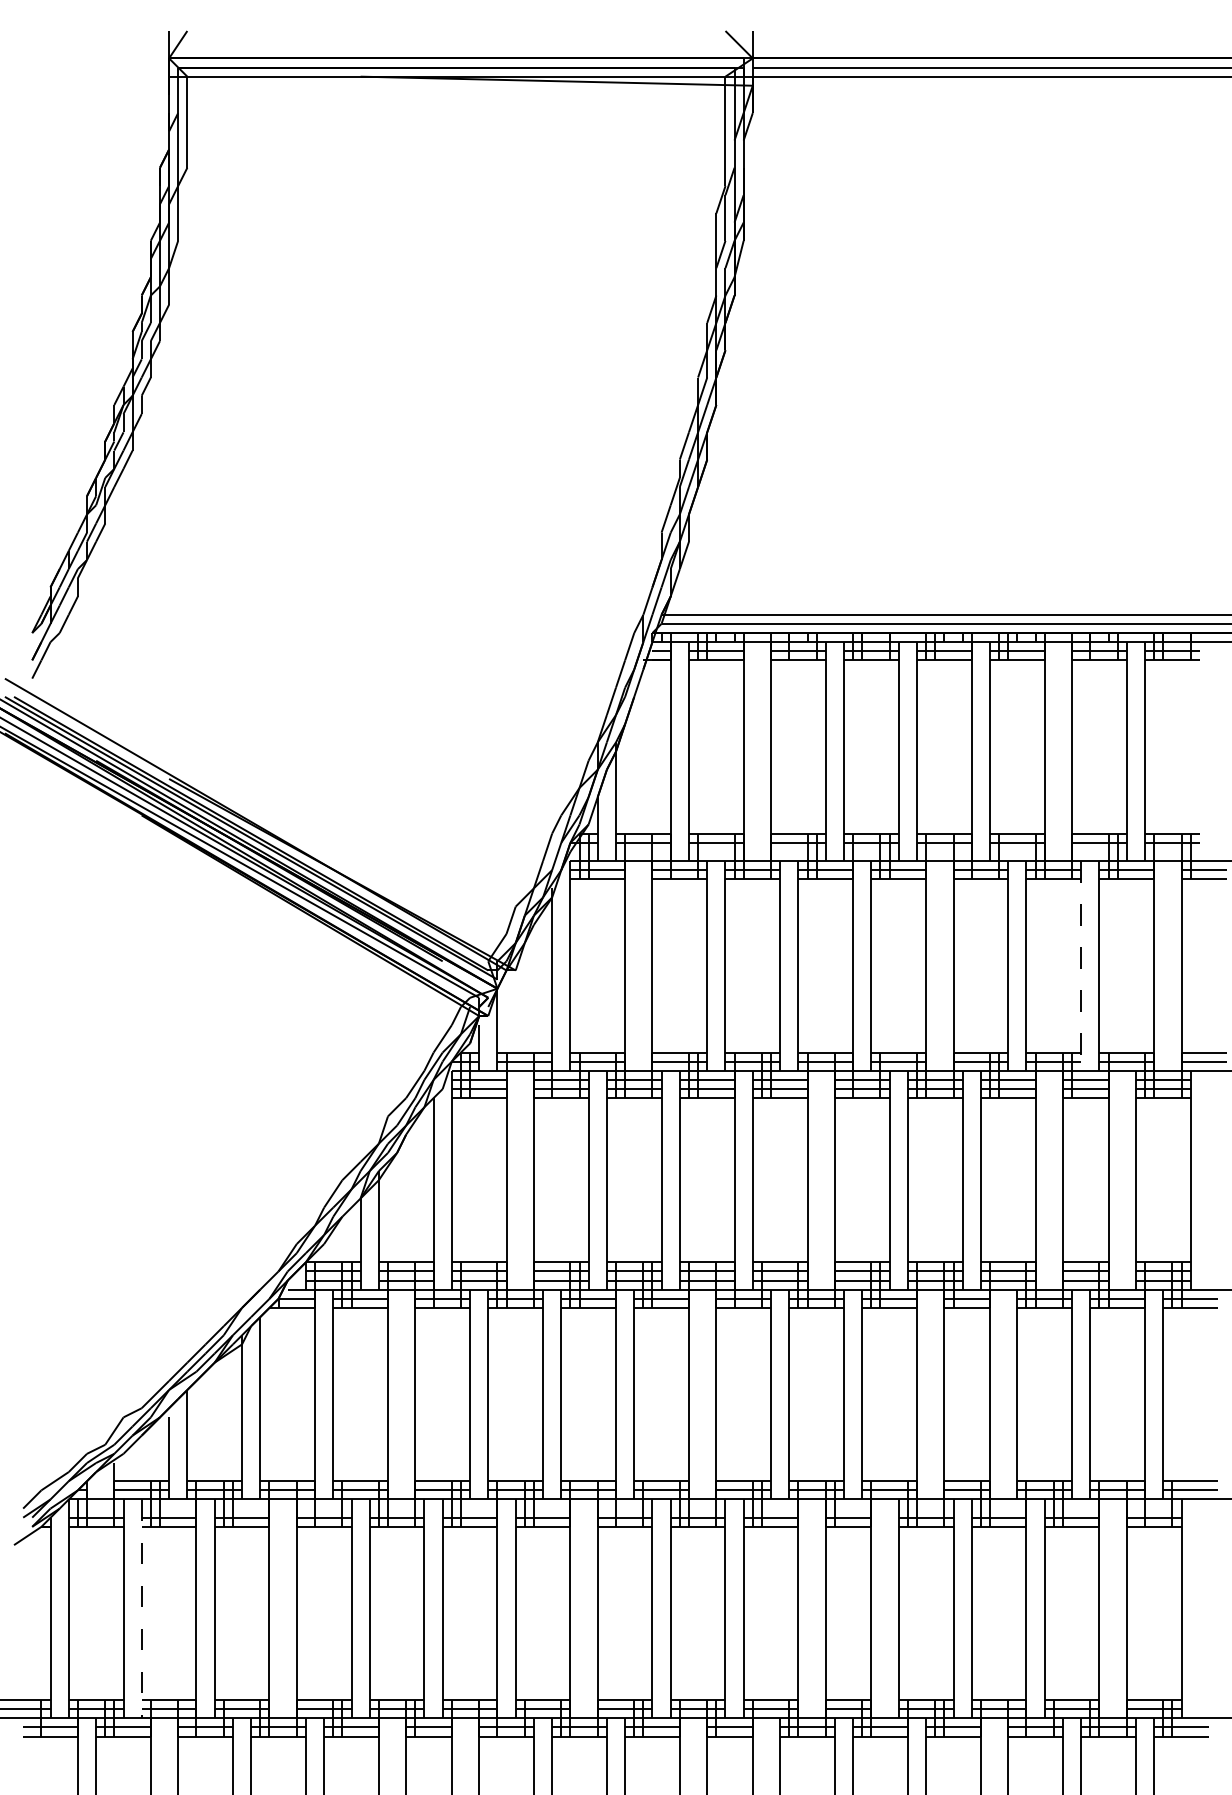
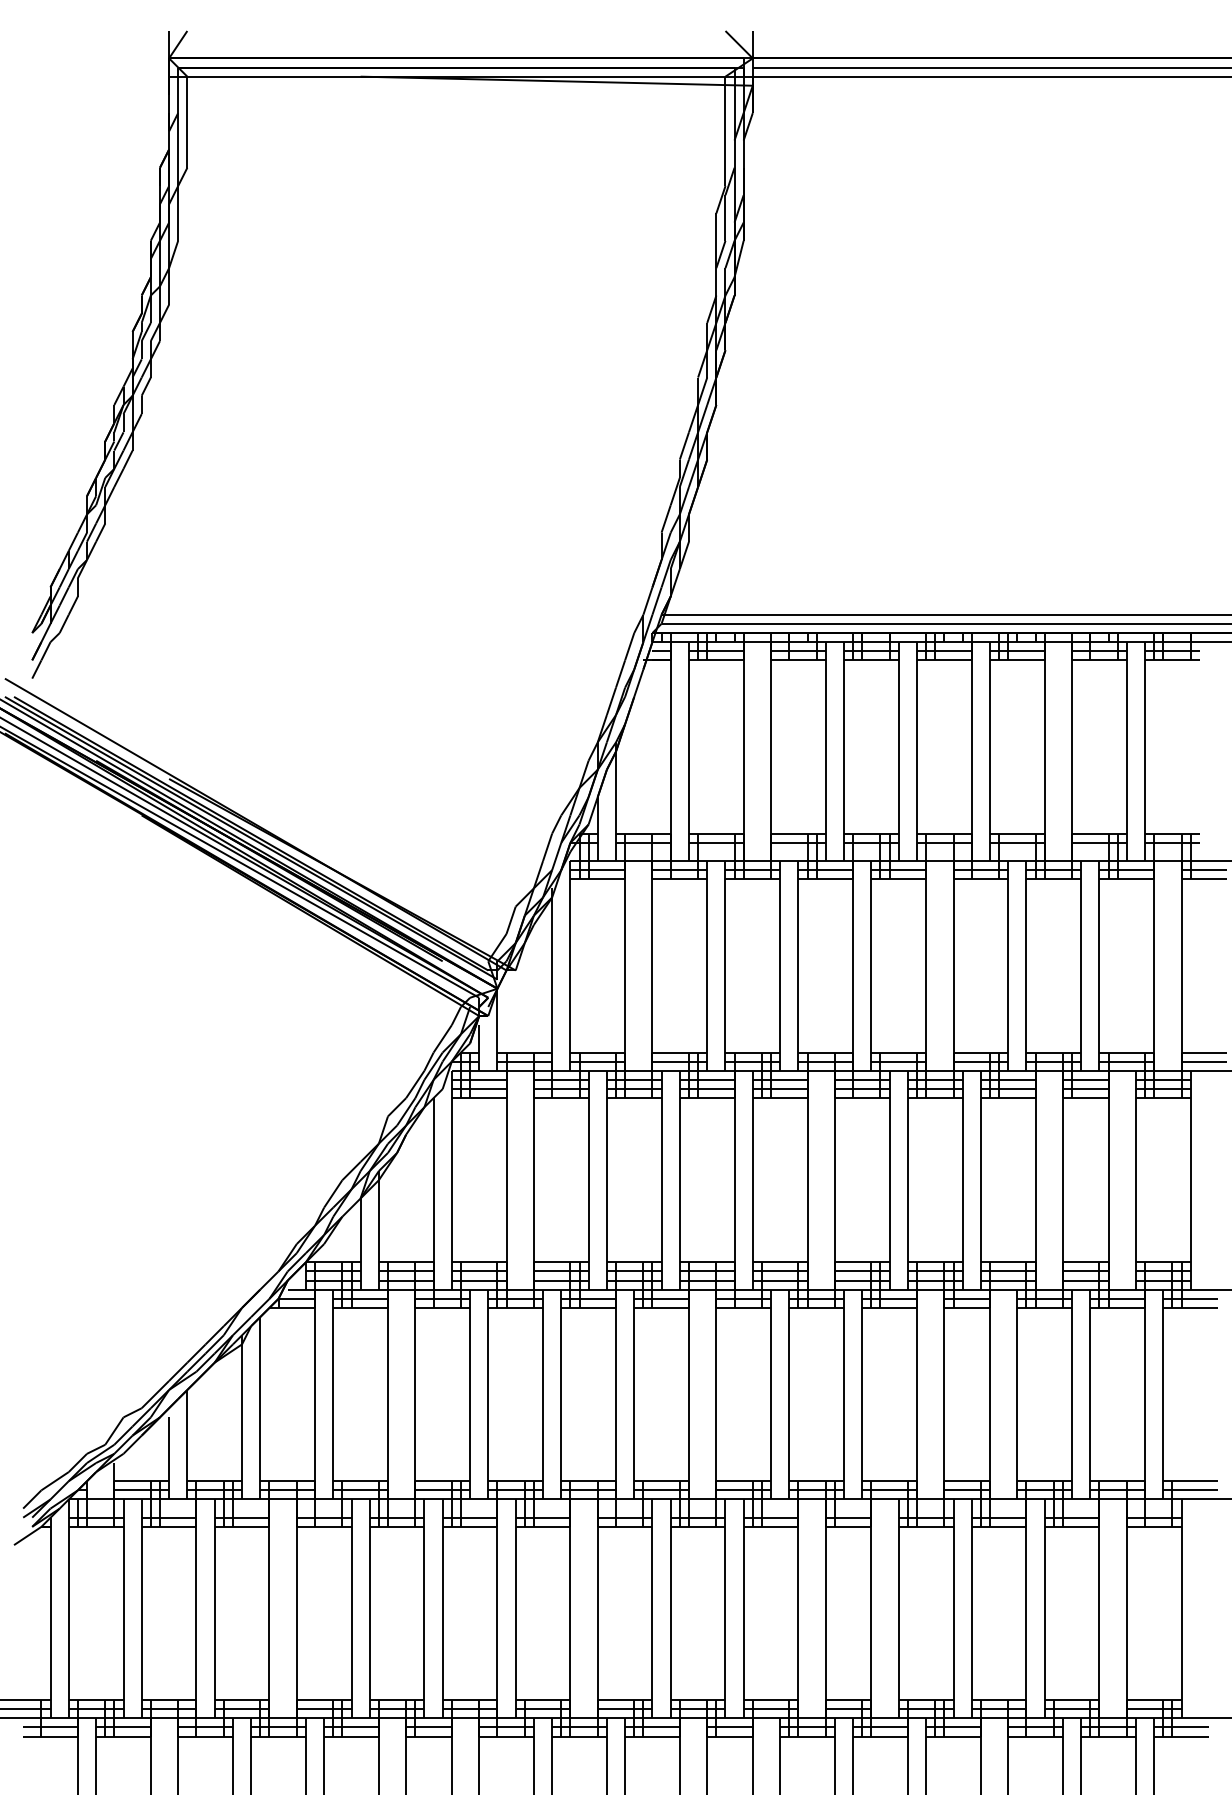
line: dashed -> solid (1081, 965)
line: dashed -> solid (141, 1609)
